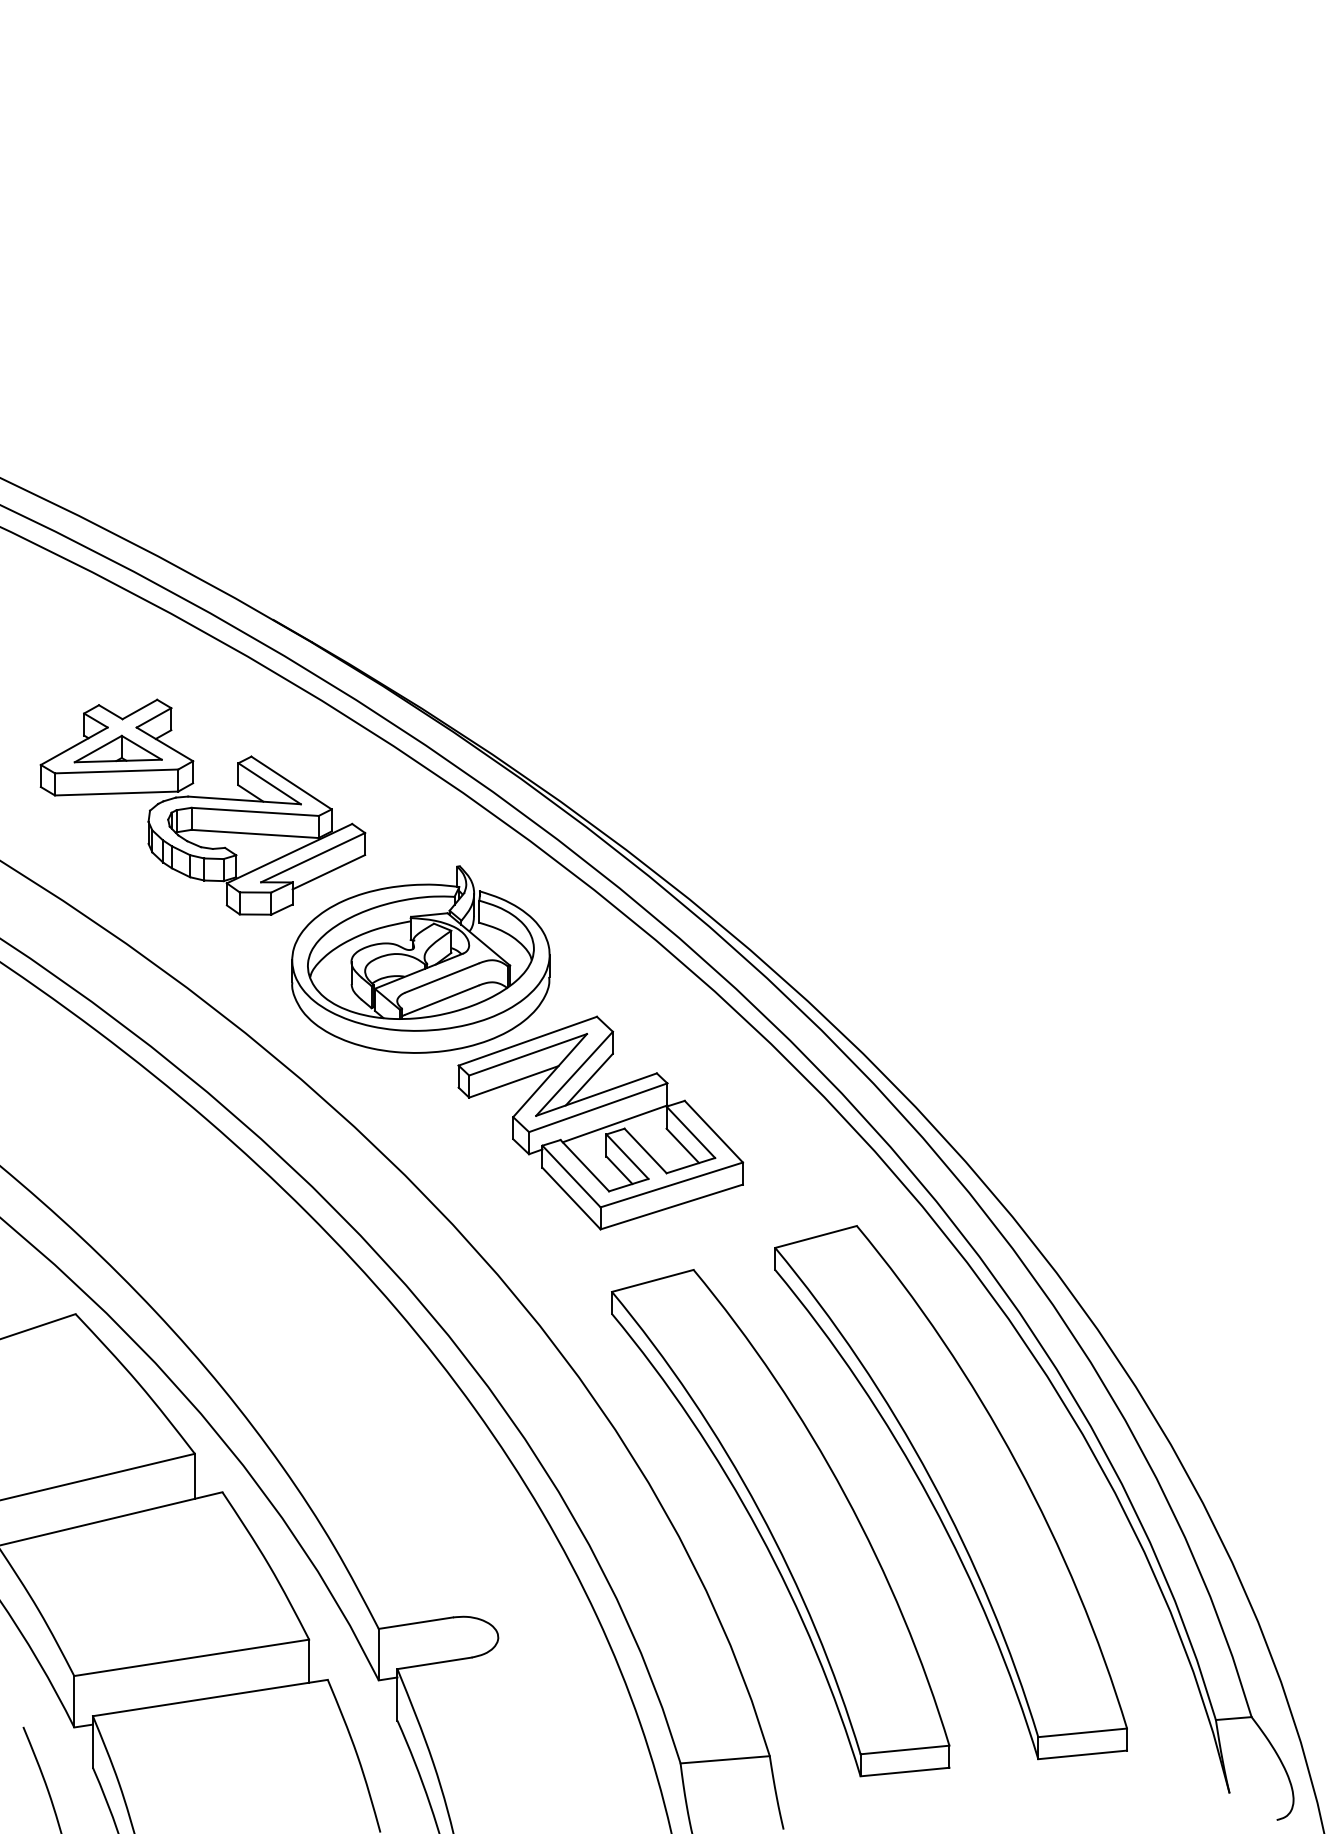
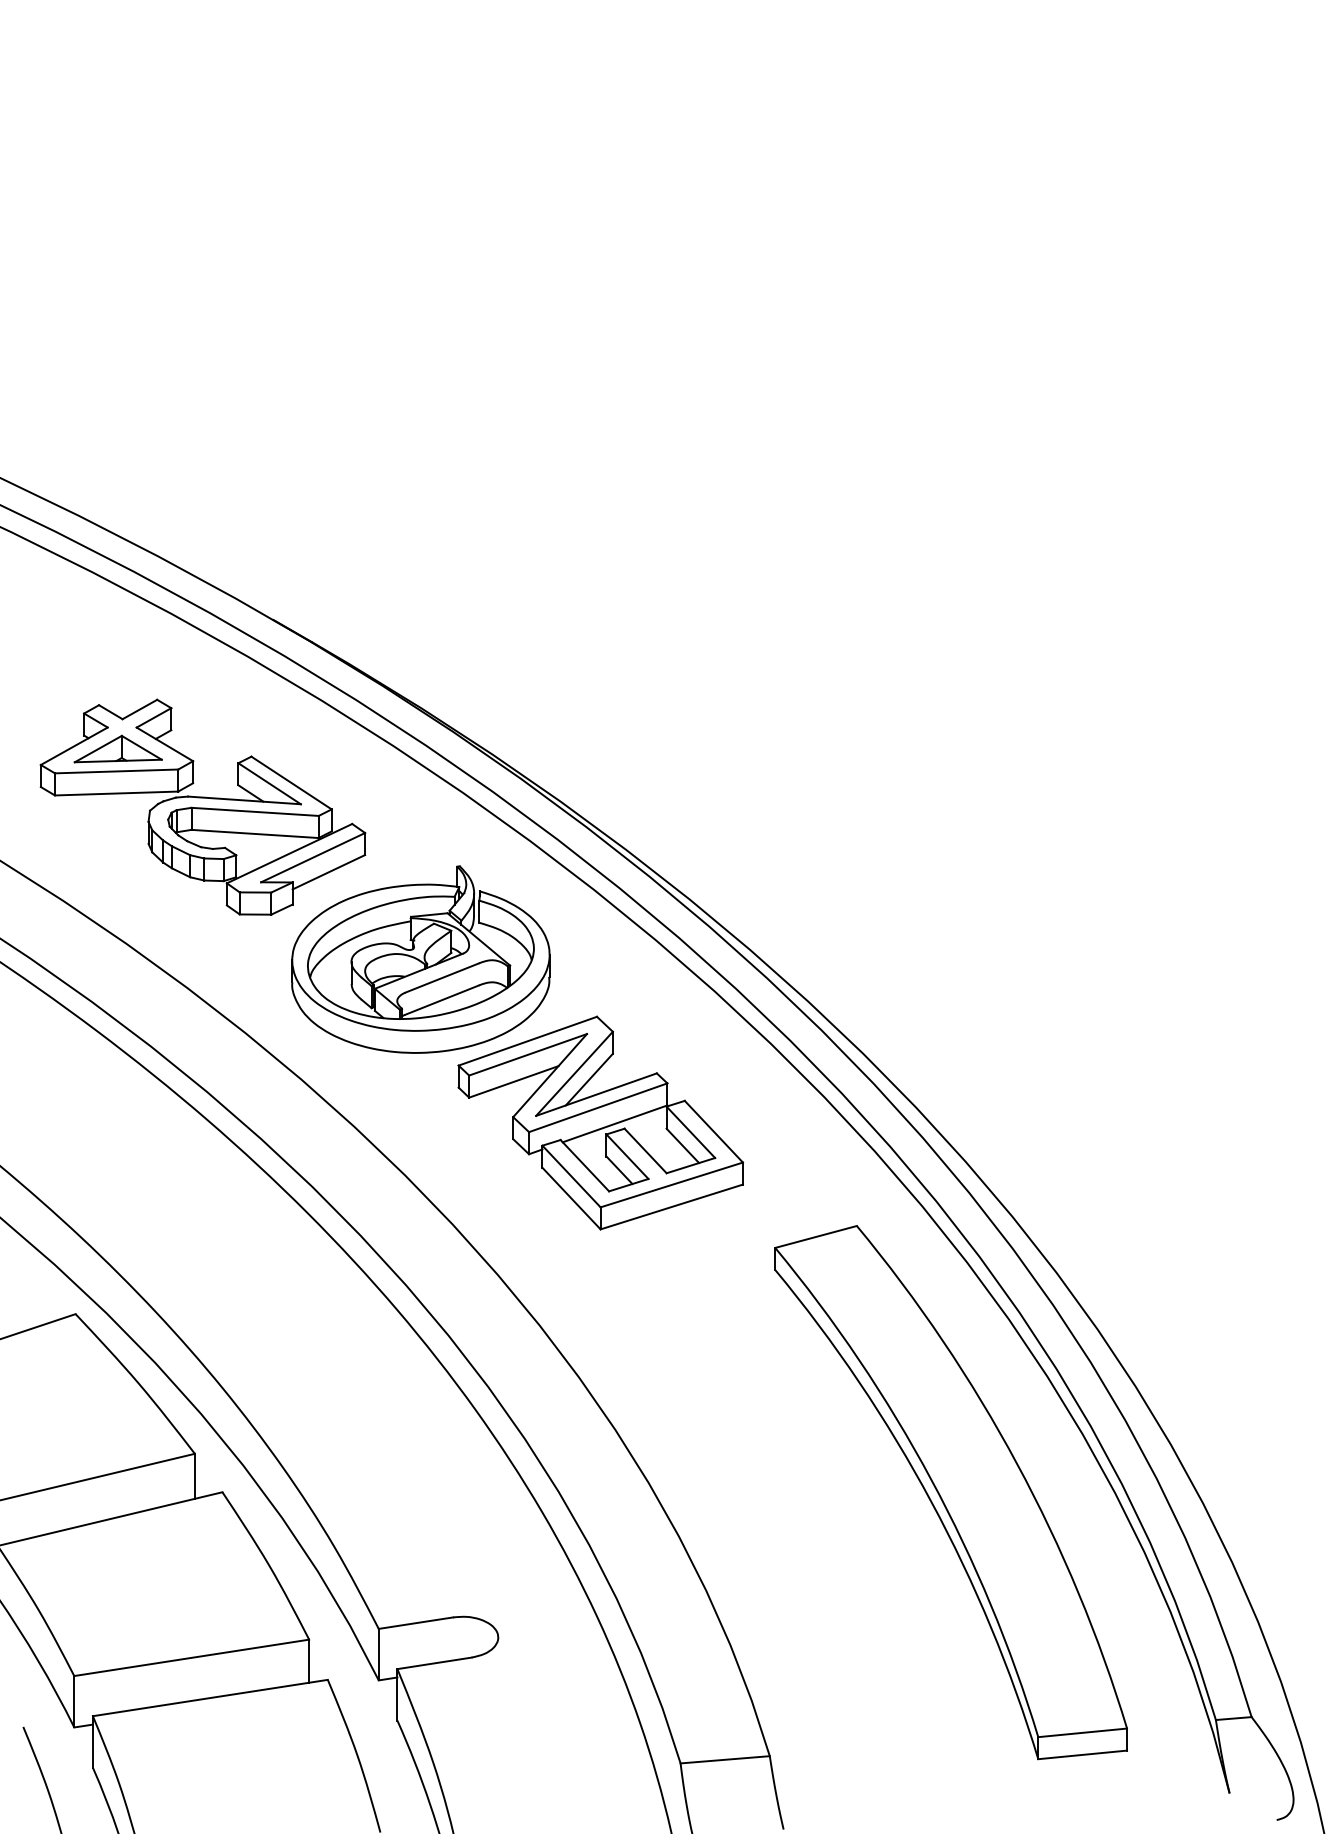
part: present -> none (780, 1523)
